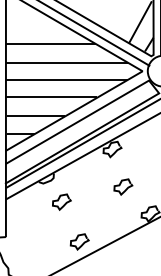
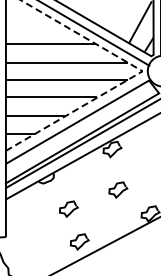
line: solid -> dashed (135, 75)
curve position: (120, 185) -> (115, 188) (115, 188)
curve position: (59, 199) -> (66, 206) (66, 206)
